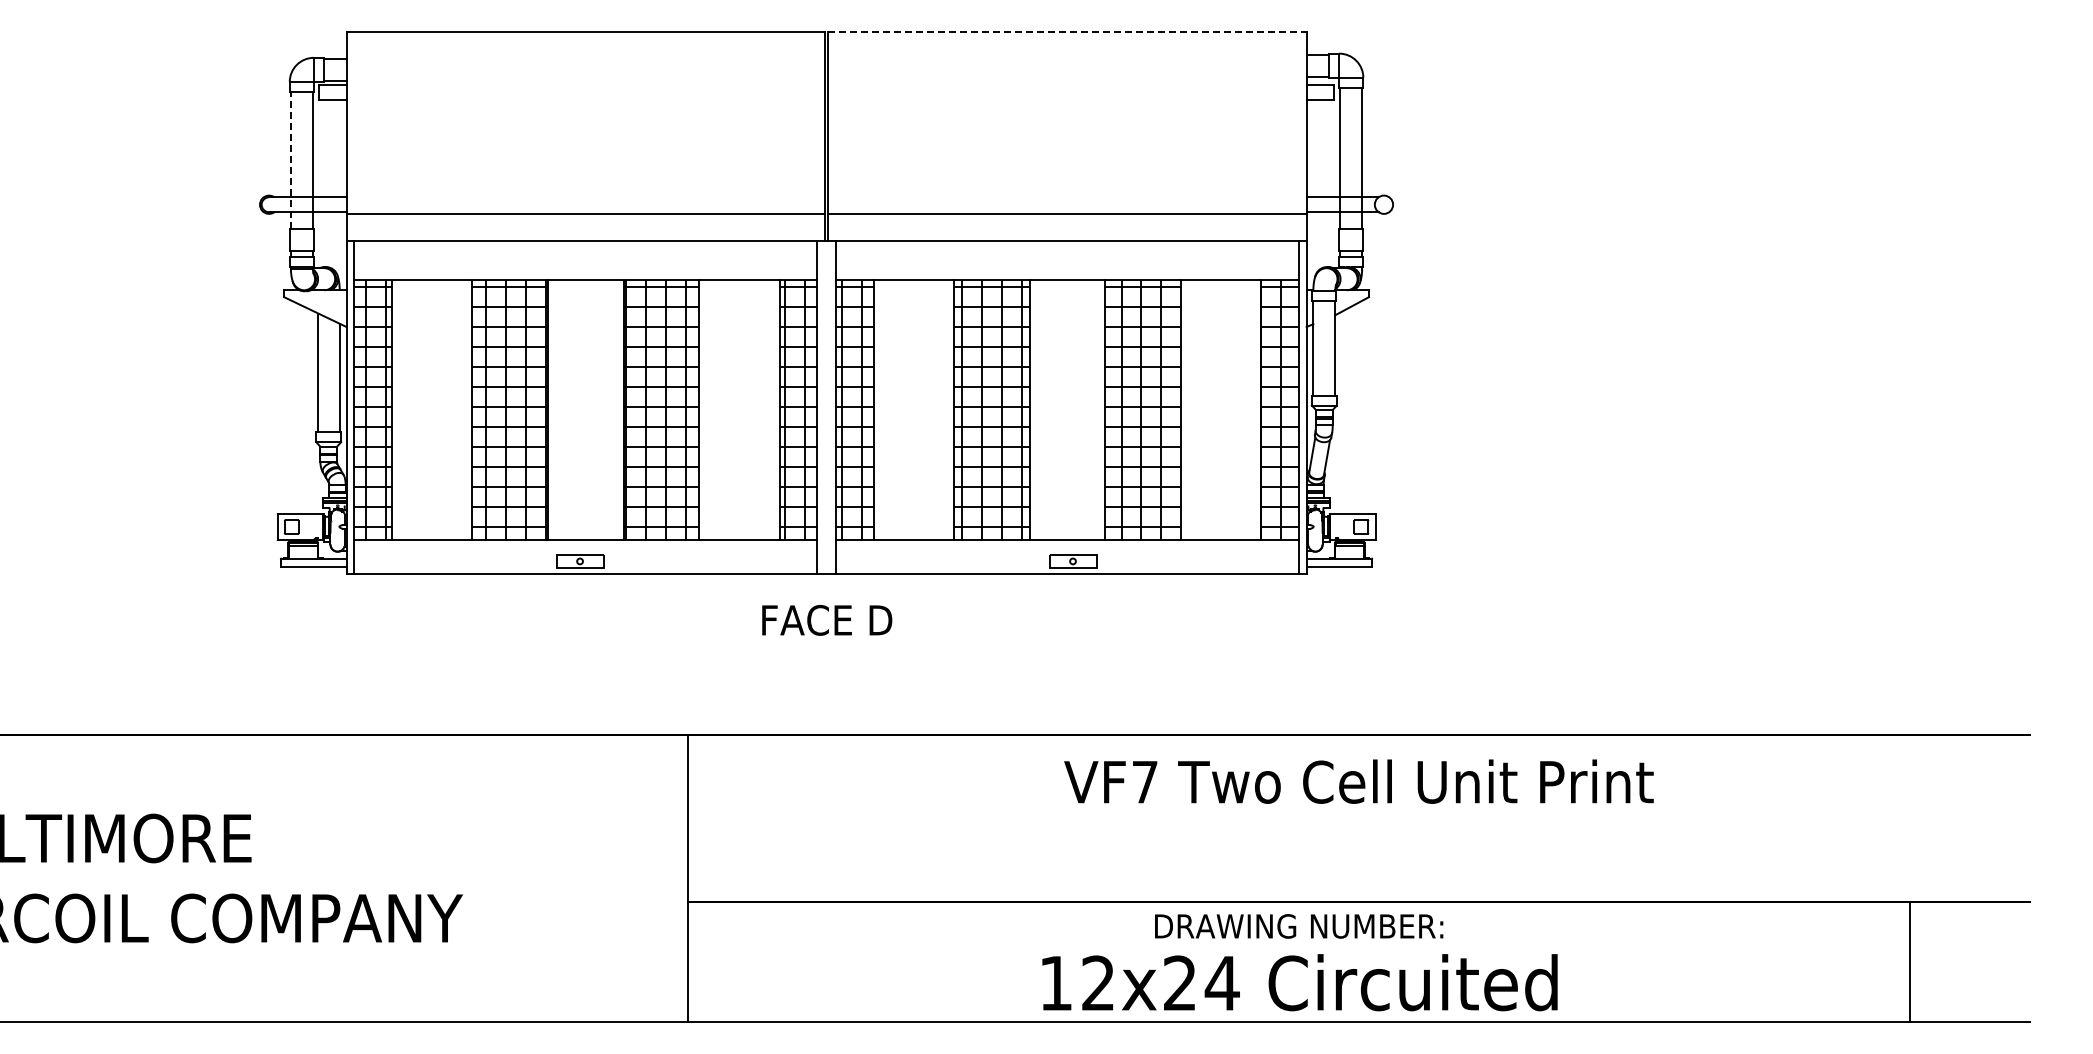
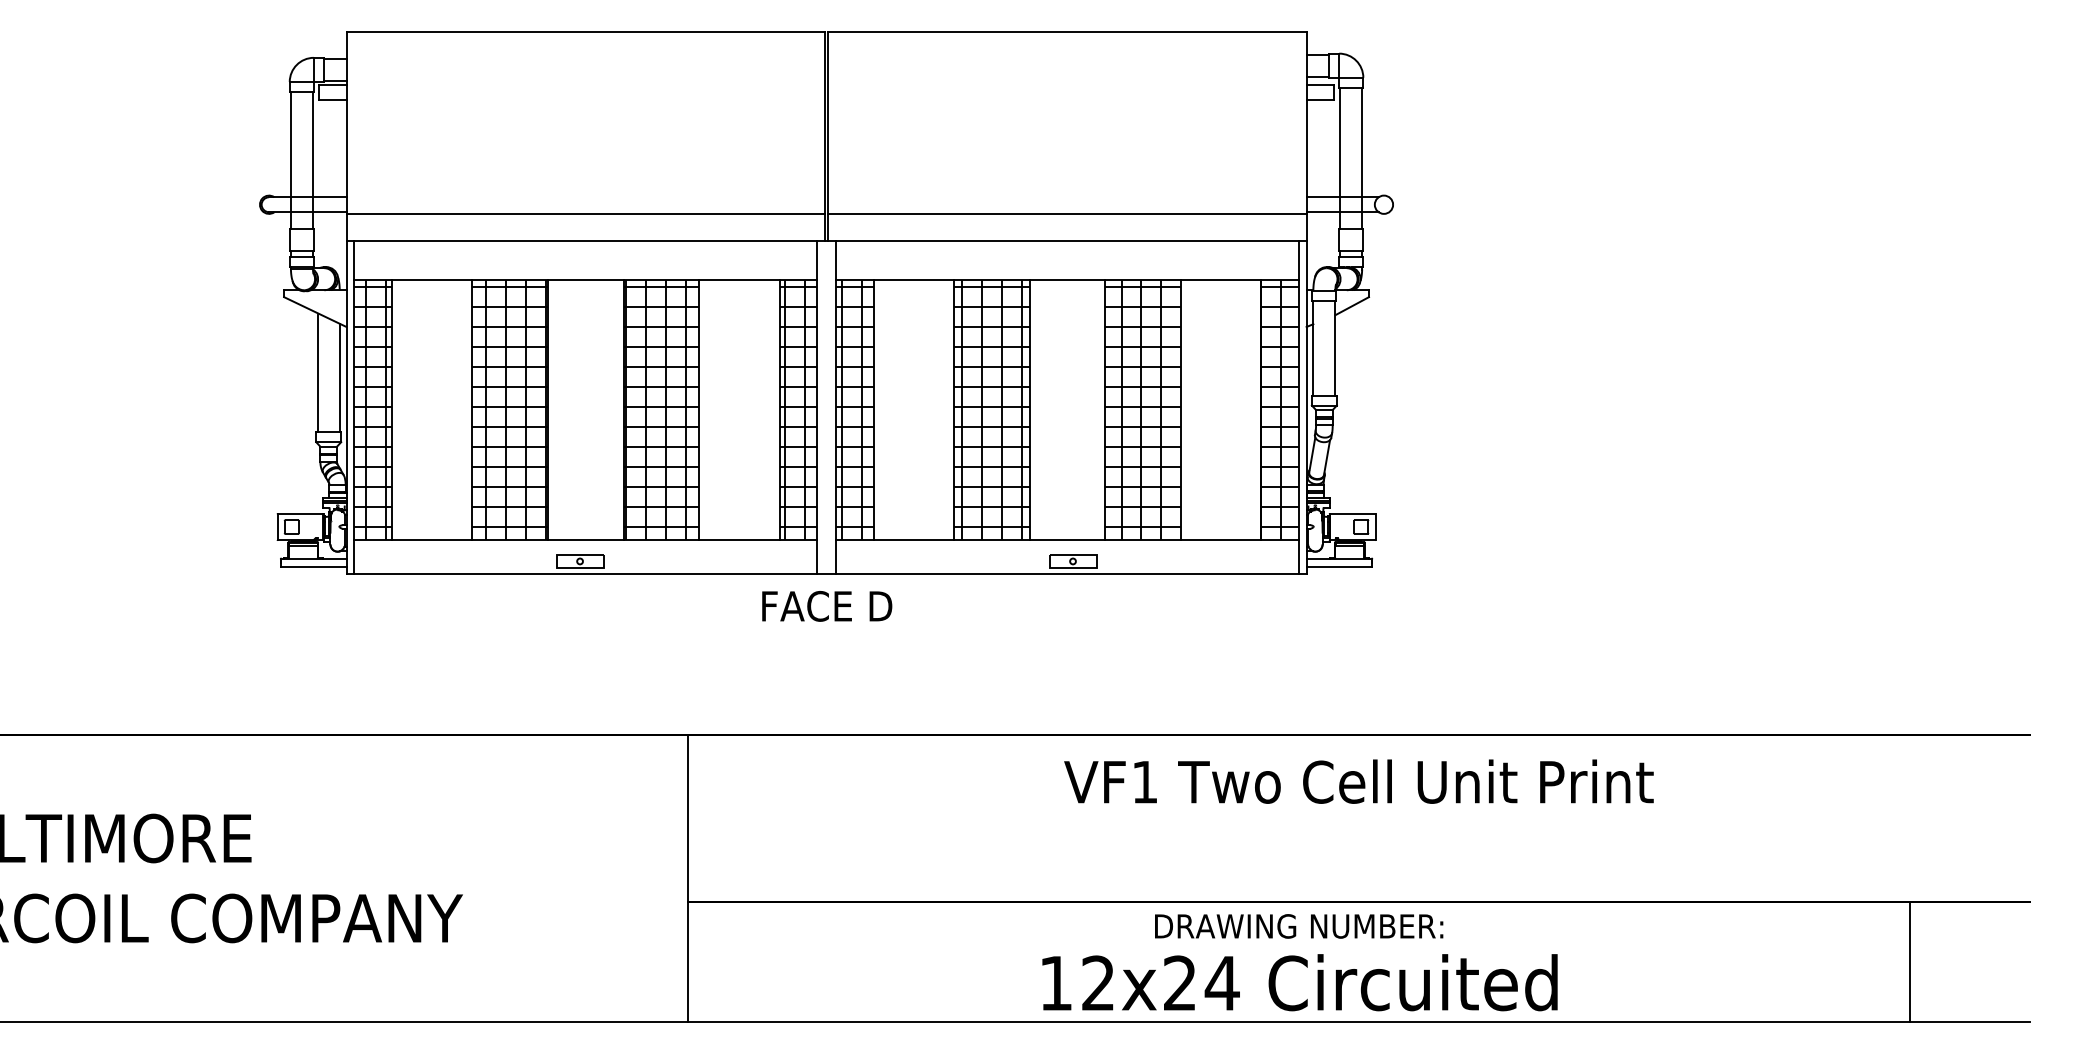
line: dashed -> solid (1067, 31)
line: dashed -> solid (290, 160)
text position: (827, 620) -> (827, 606) (827, 606)
text: VF7 -> VF1 (1145, 782)
